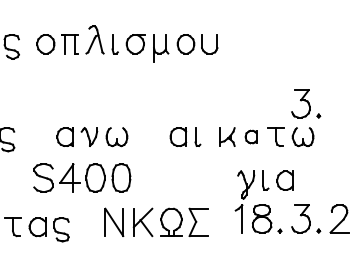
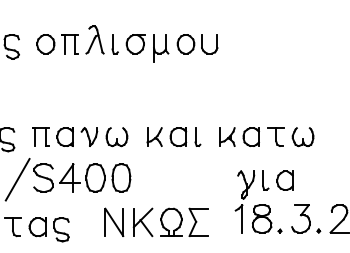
part: present -> none (306, 103)
part: none -> present (40, 136)
part: none -> present (154, 136)
part size: 14x16 px -> 18x20 px (250, 136)
line: none -> present (17, 179)
